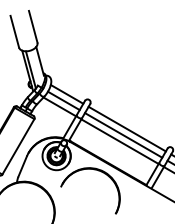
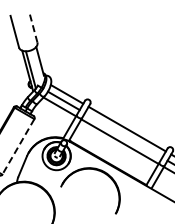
line: solid -> dashed (33, 26)
line: present -> none (123, 135)
line: solid -> dashed (18, 147)
